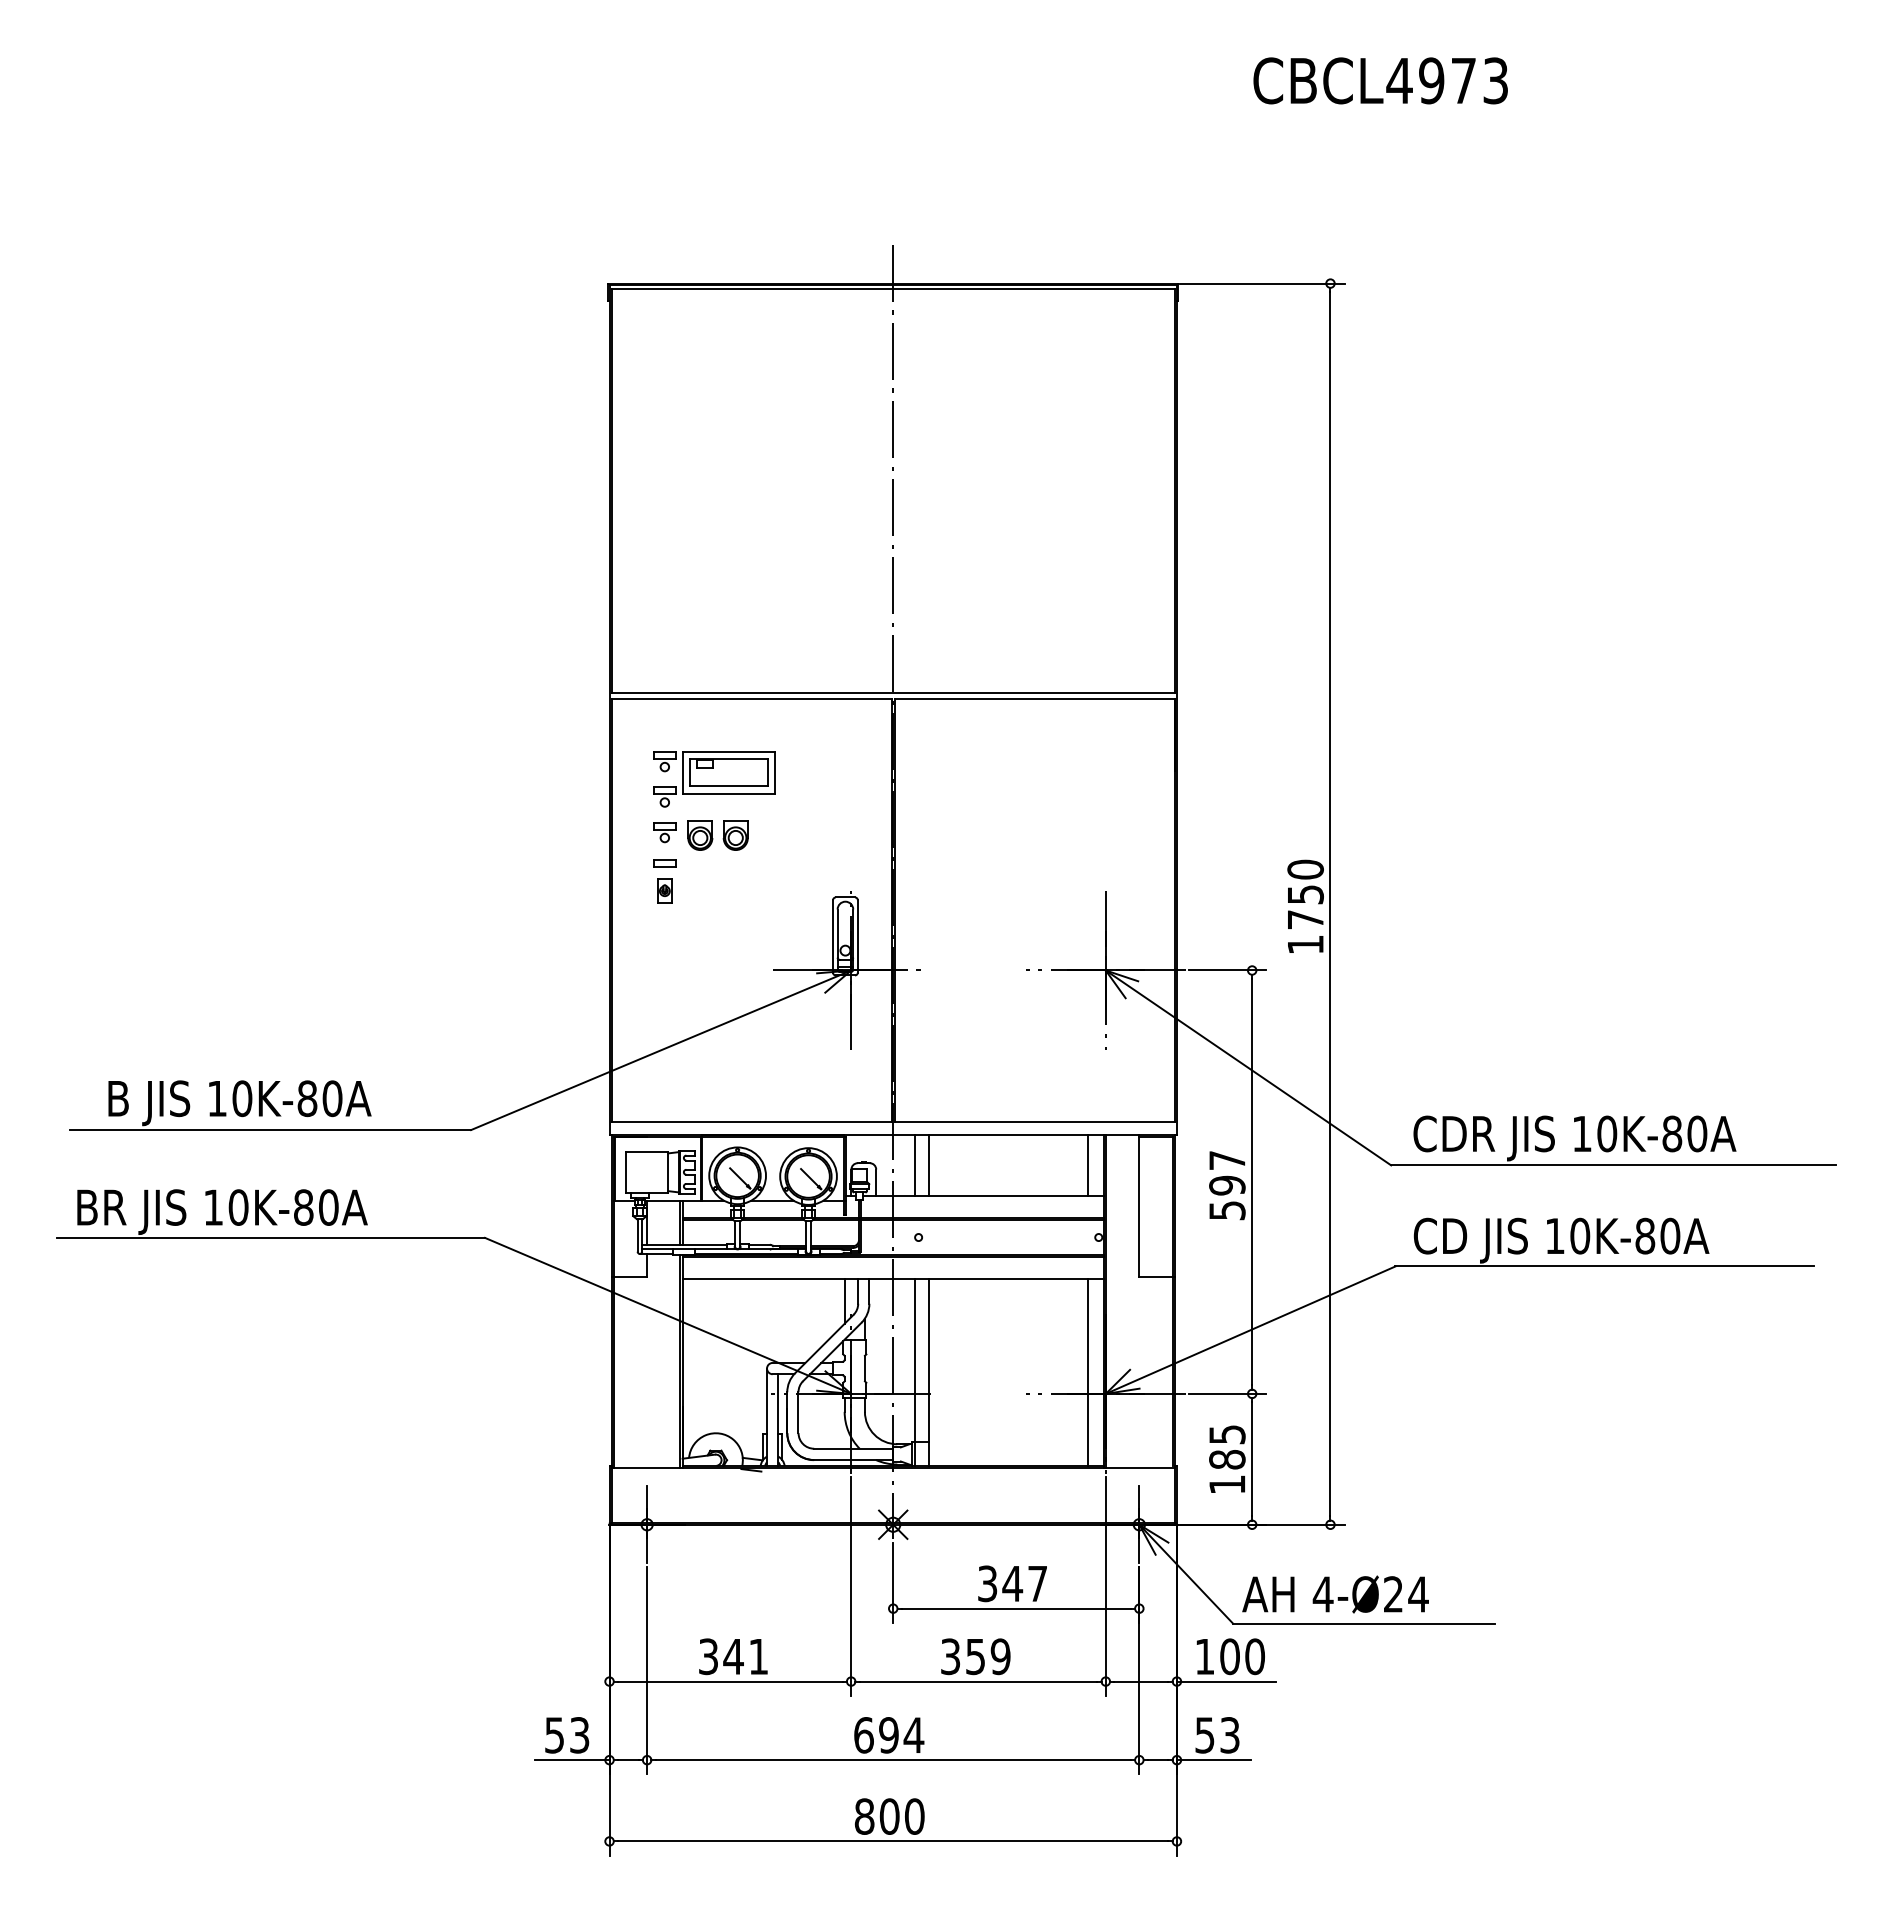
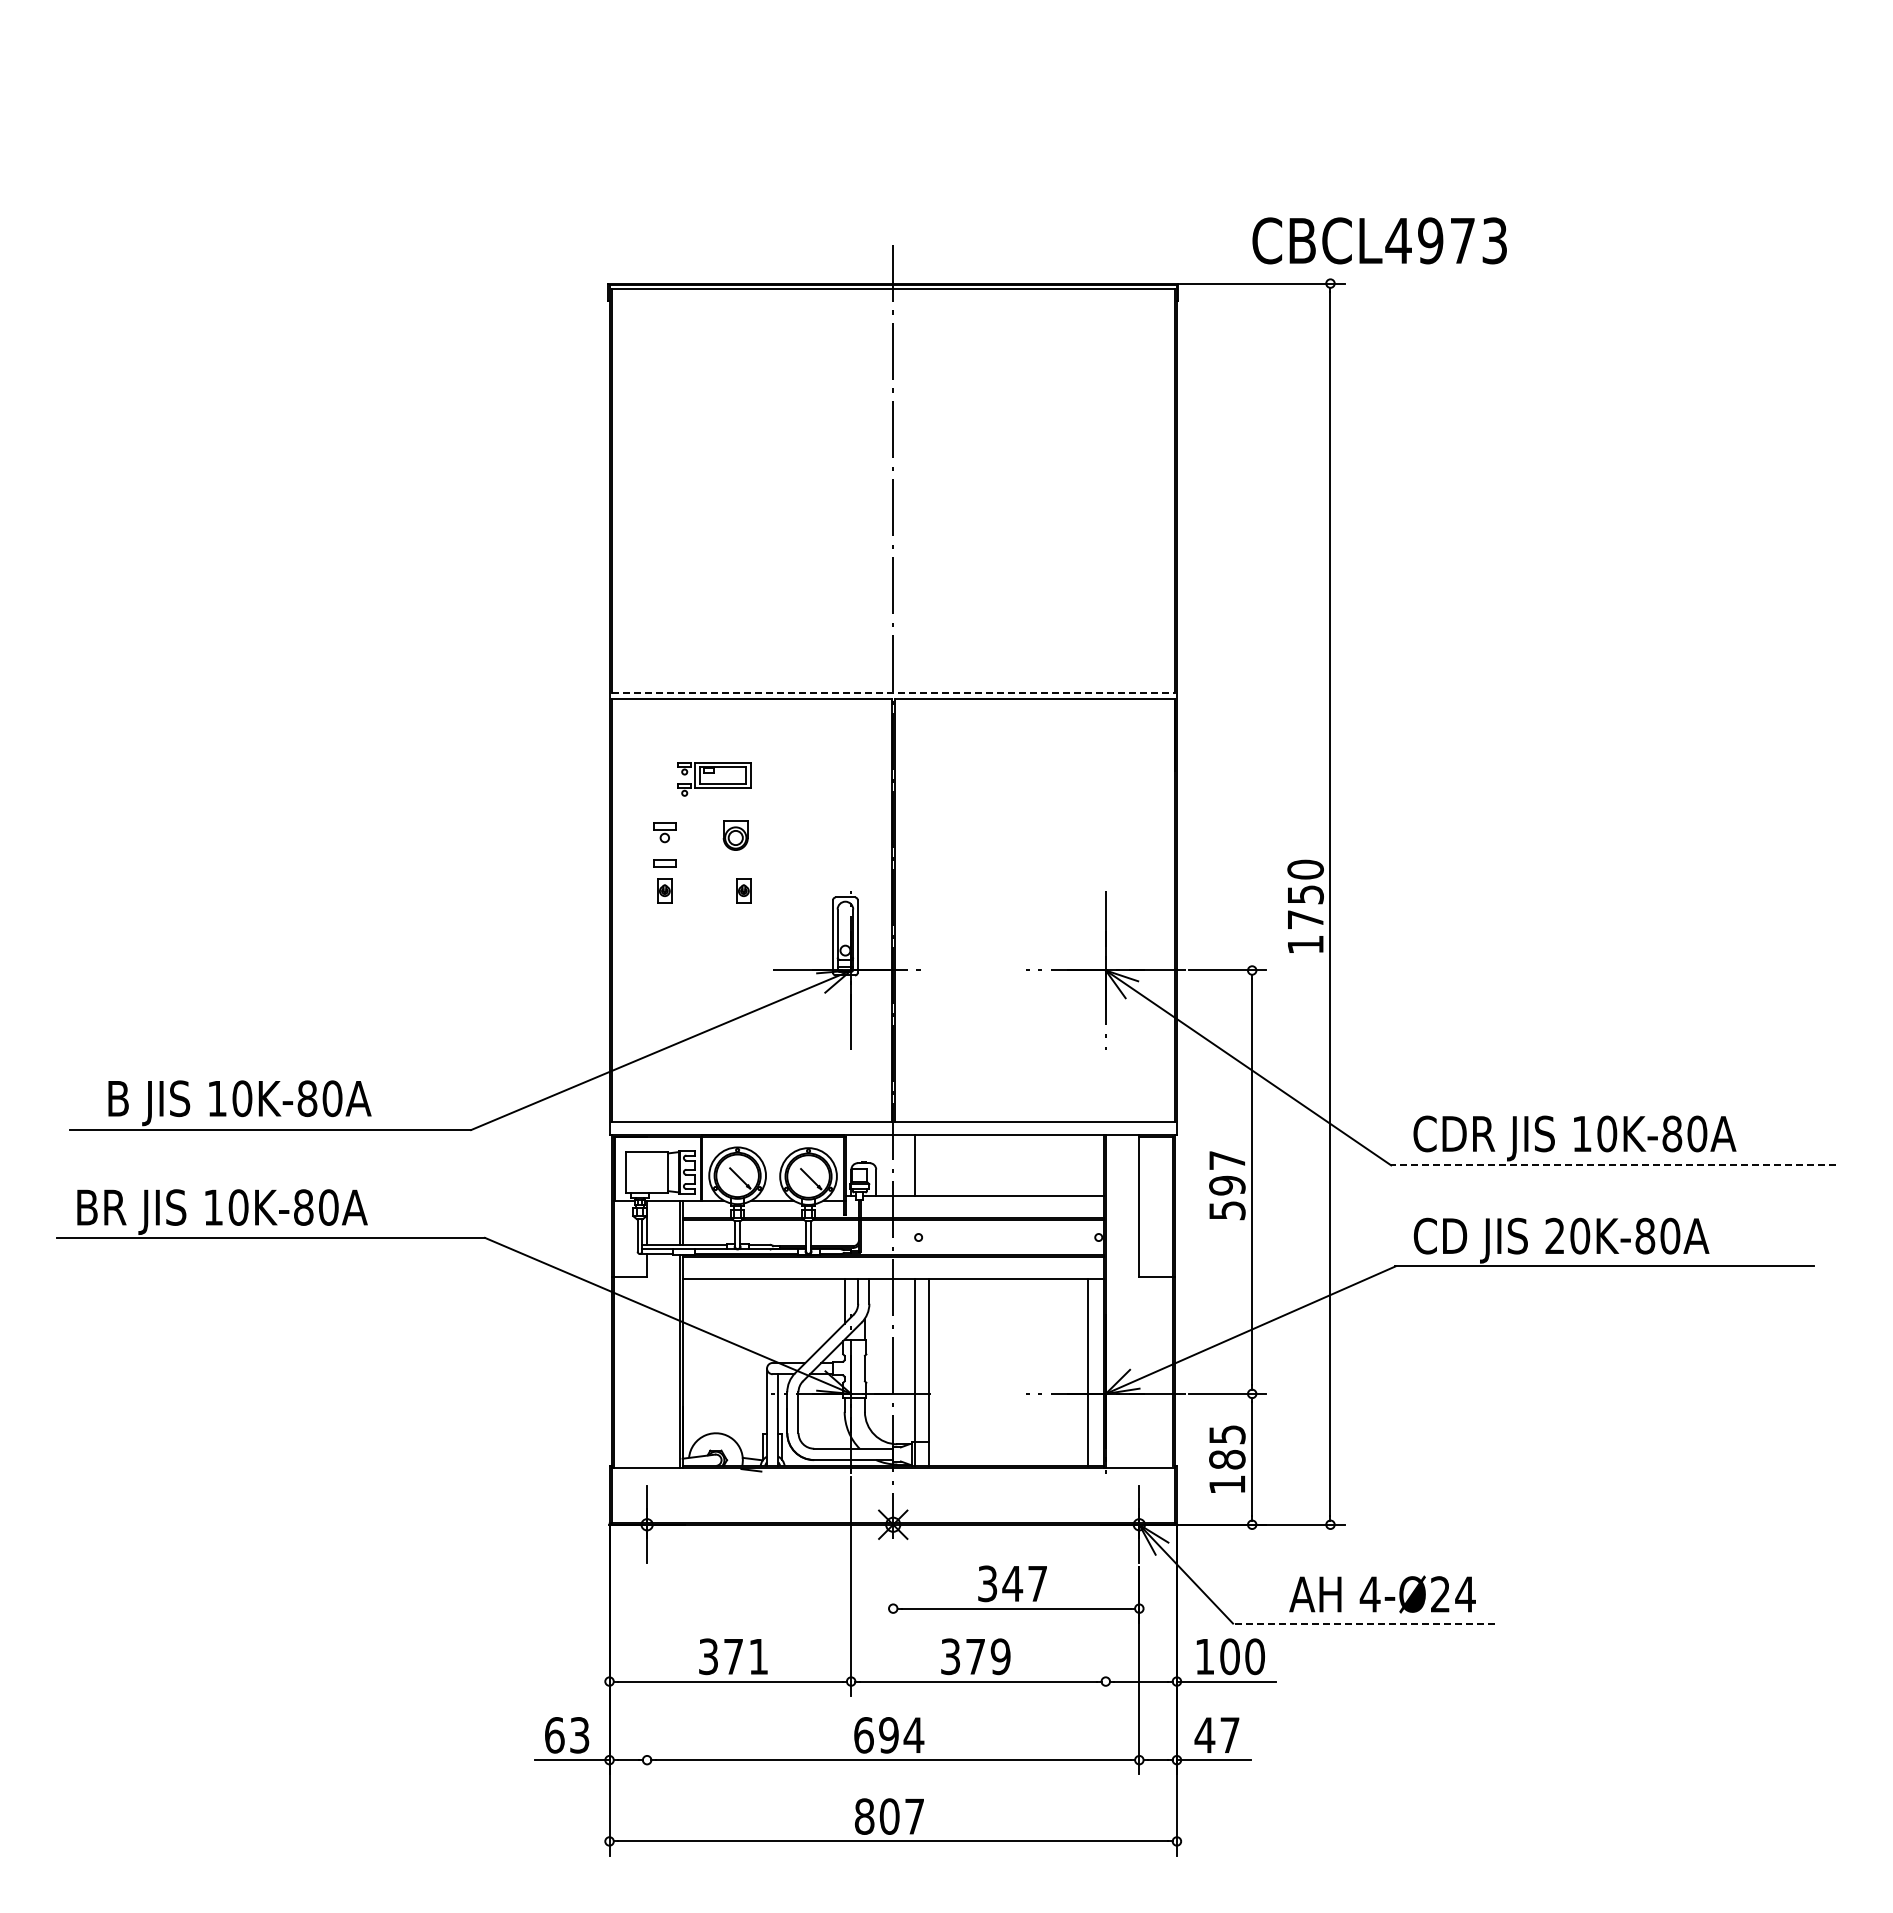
text position: (1380, 80) -> (1379, 240) (1379, 240)
line: solid -> dashed (893, 693)
part size: 123x57 px -> 75x35 px (714, 779)
part: present -> none (700, 835)
part: none -> present (743, 890)
line: present -> none (929, 1165)
line: present -> none (1088, 1165)
line: solid -> dashed (1613, 1165)
text: 10K-80A -> 20K-80A (1554, 1235)
line: present -> none (893, 1582)
line: present -> none (1105, 1586)
text position: (1335, 1594) -> (1382, 1594) (1382, 1594)
line: solid -> dashed (1364, 1623)
text: 341 -> 371 (733, 1656)
text: 359 -> 379 (975, 1657)
line: present -> none (647, 1670)
text: 53 -> 63 (554, 1735)
text: 53 -> 47 (1216, 1735)
text: 800 -> 807 (914, 1816)
